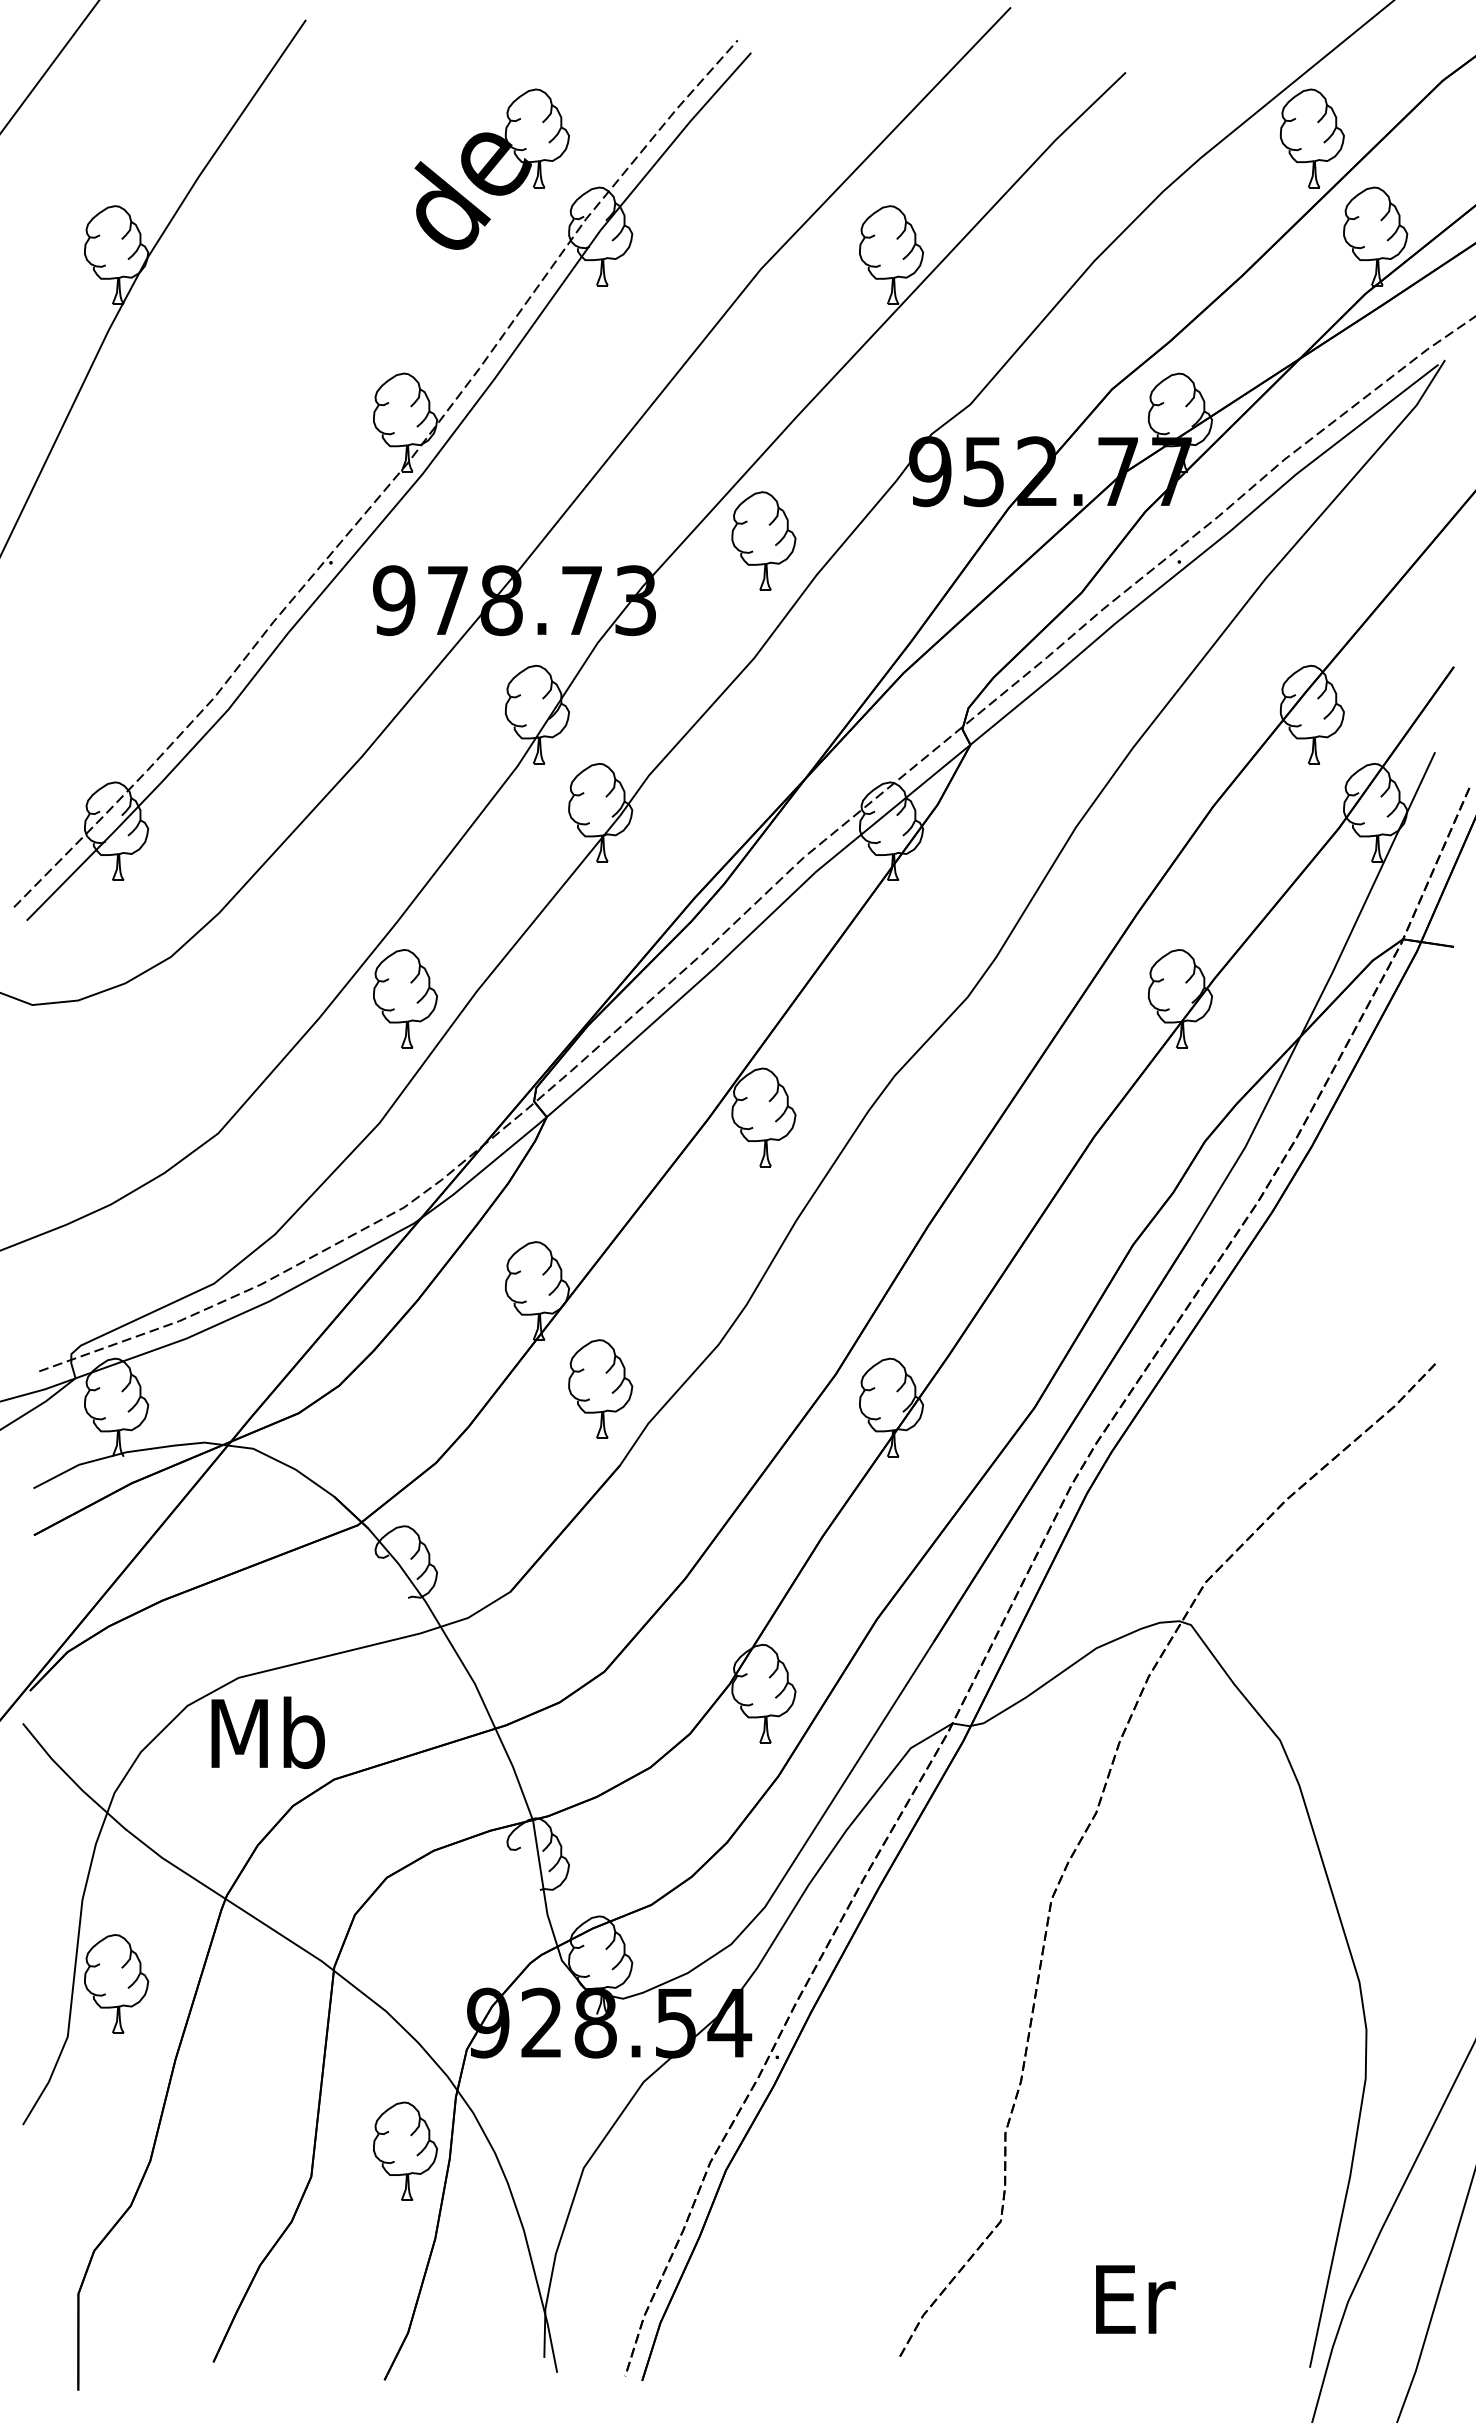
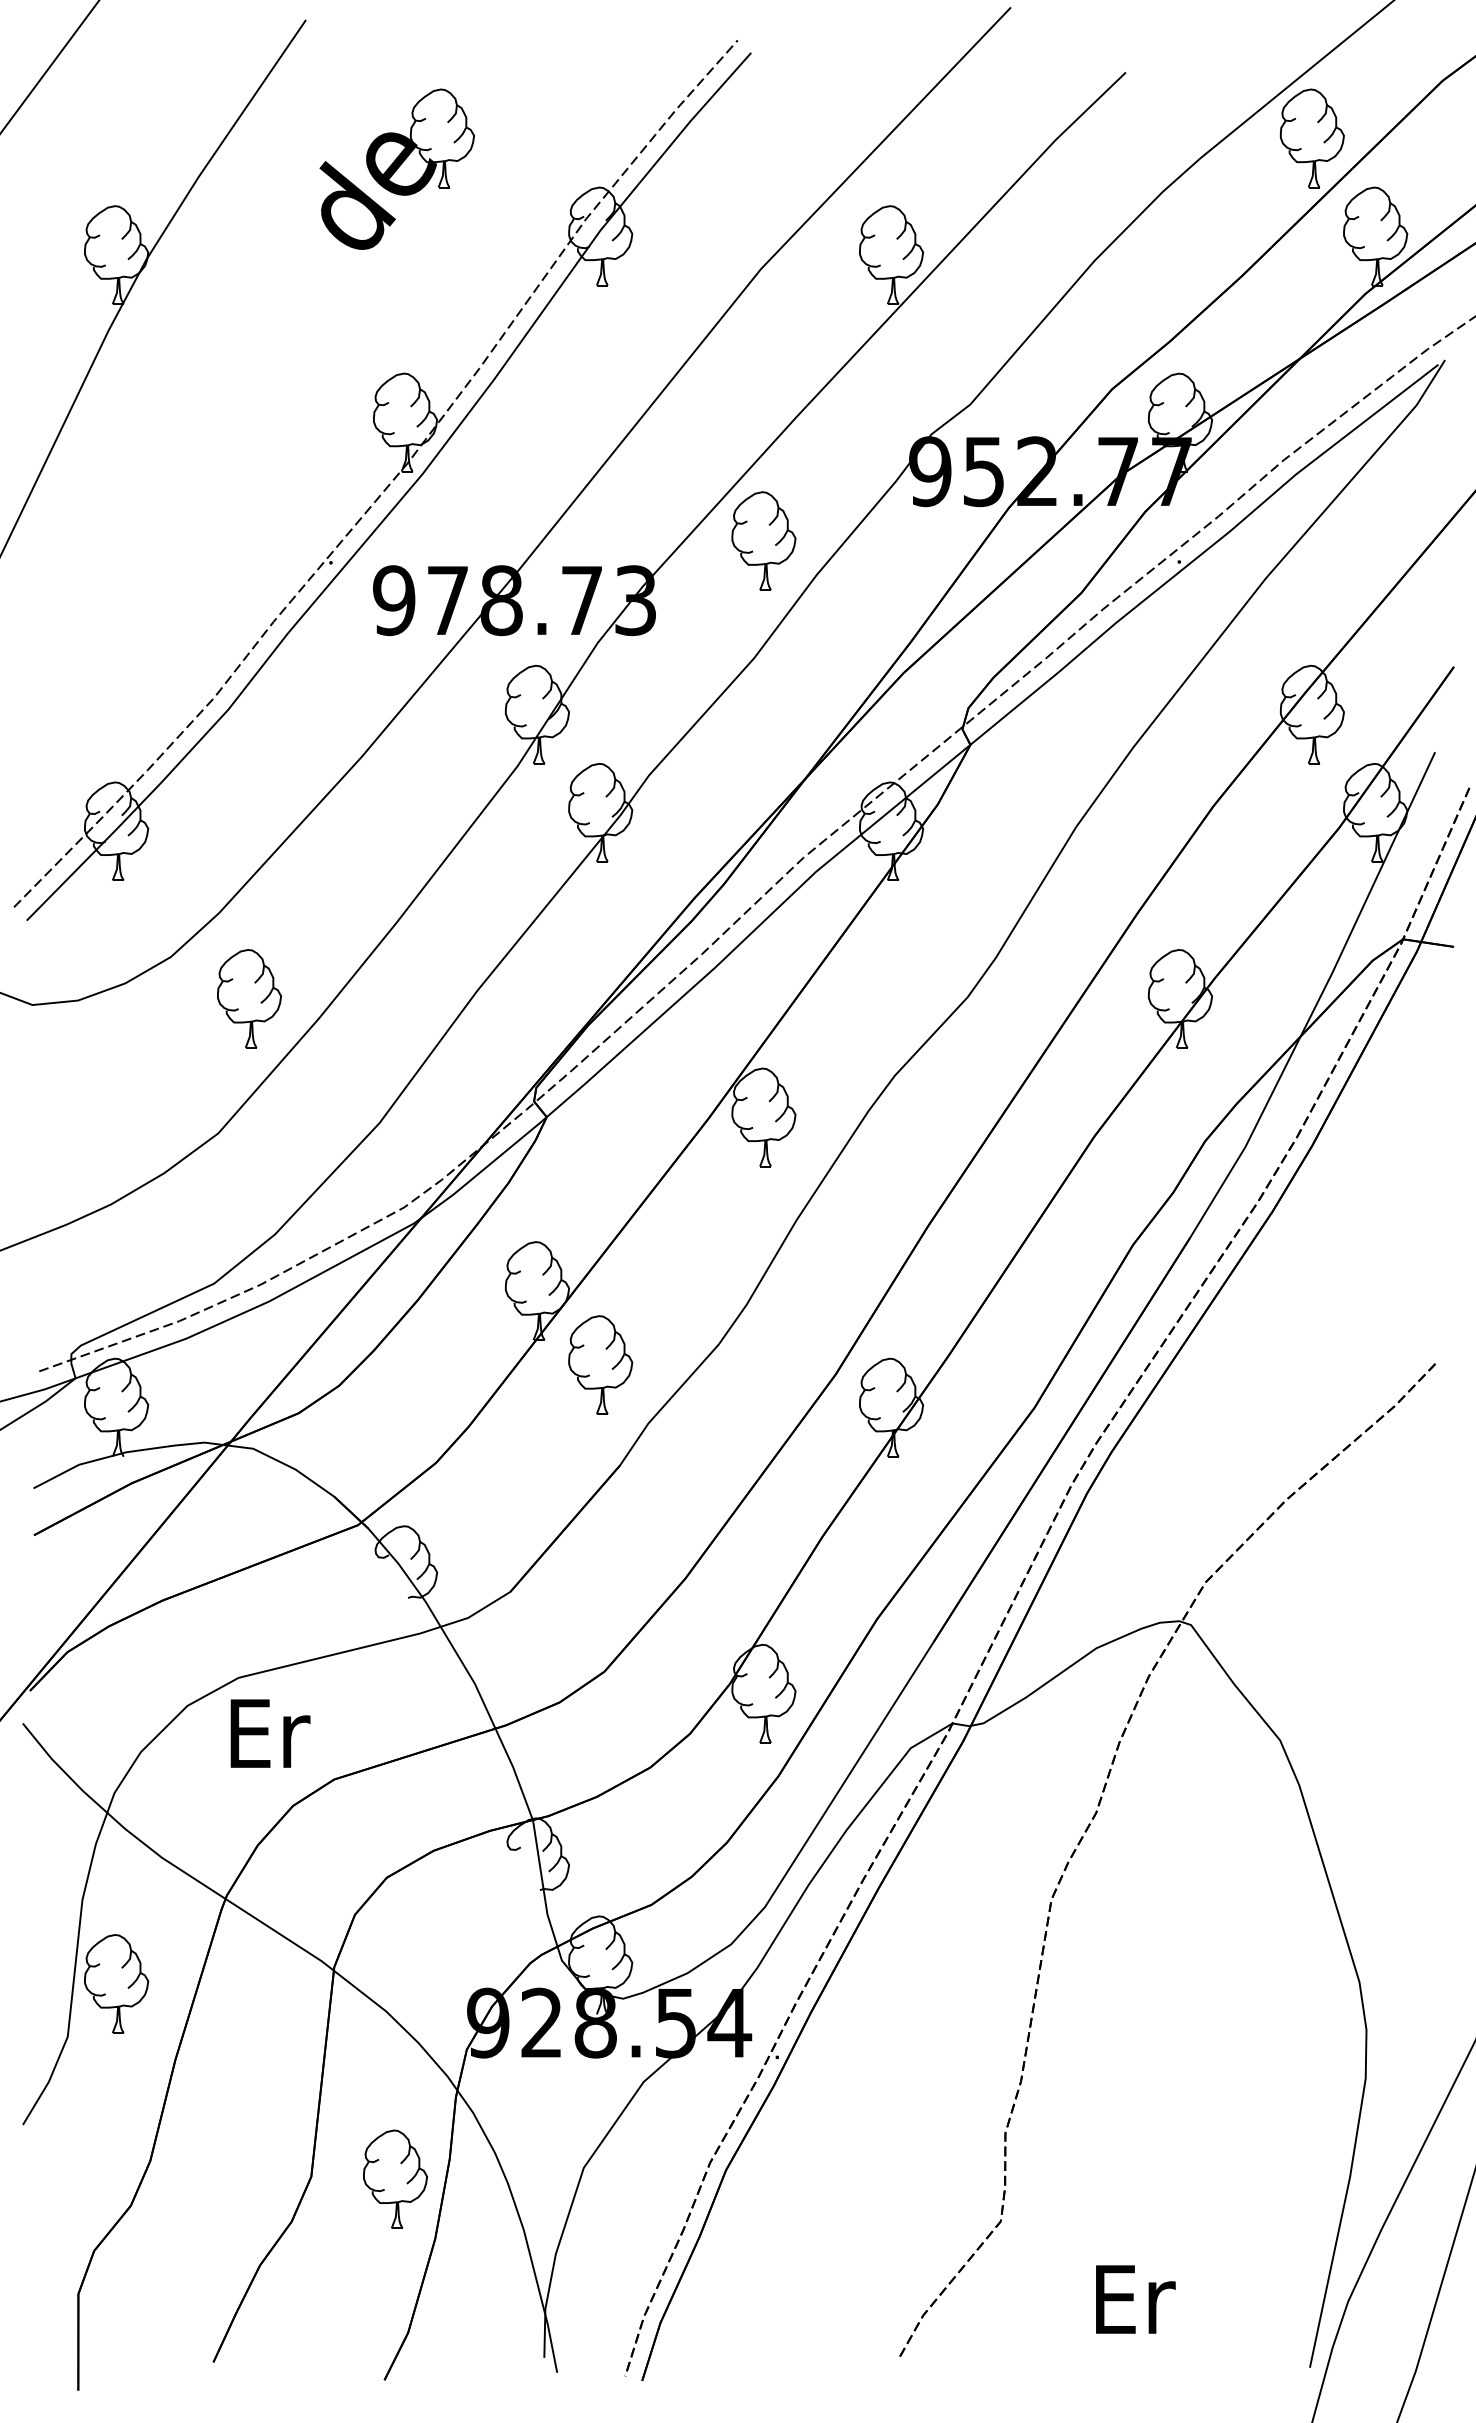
part position: (491, 168) -> (396, 168) (396, 168)
part position: (405, 998) -> (249, 998) (249, 998)
part position: (600, 1388) -> (600, 1364) (600, 1364)
text: Mb -> Er (267, 1732)
part position: (405, 2150) -> (395, 2178) (395, 2178)
